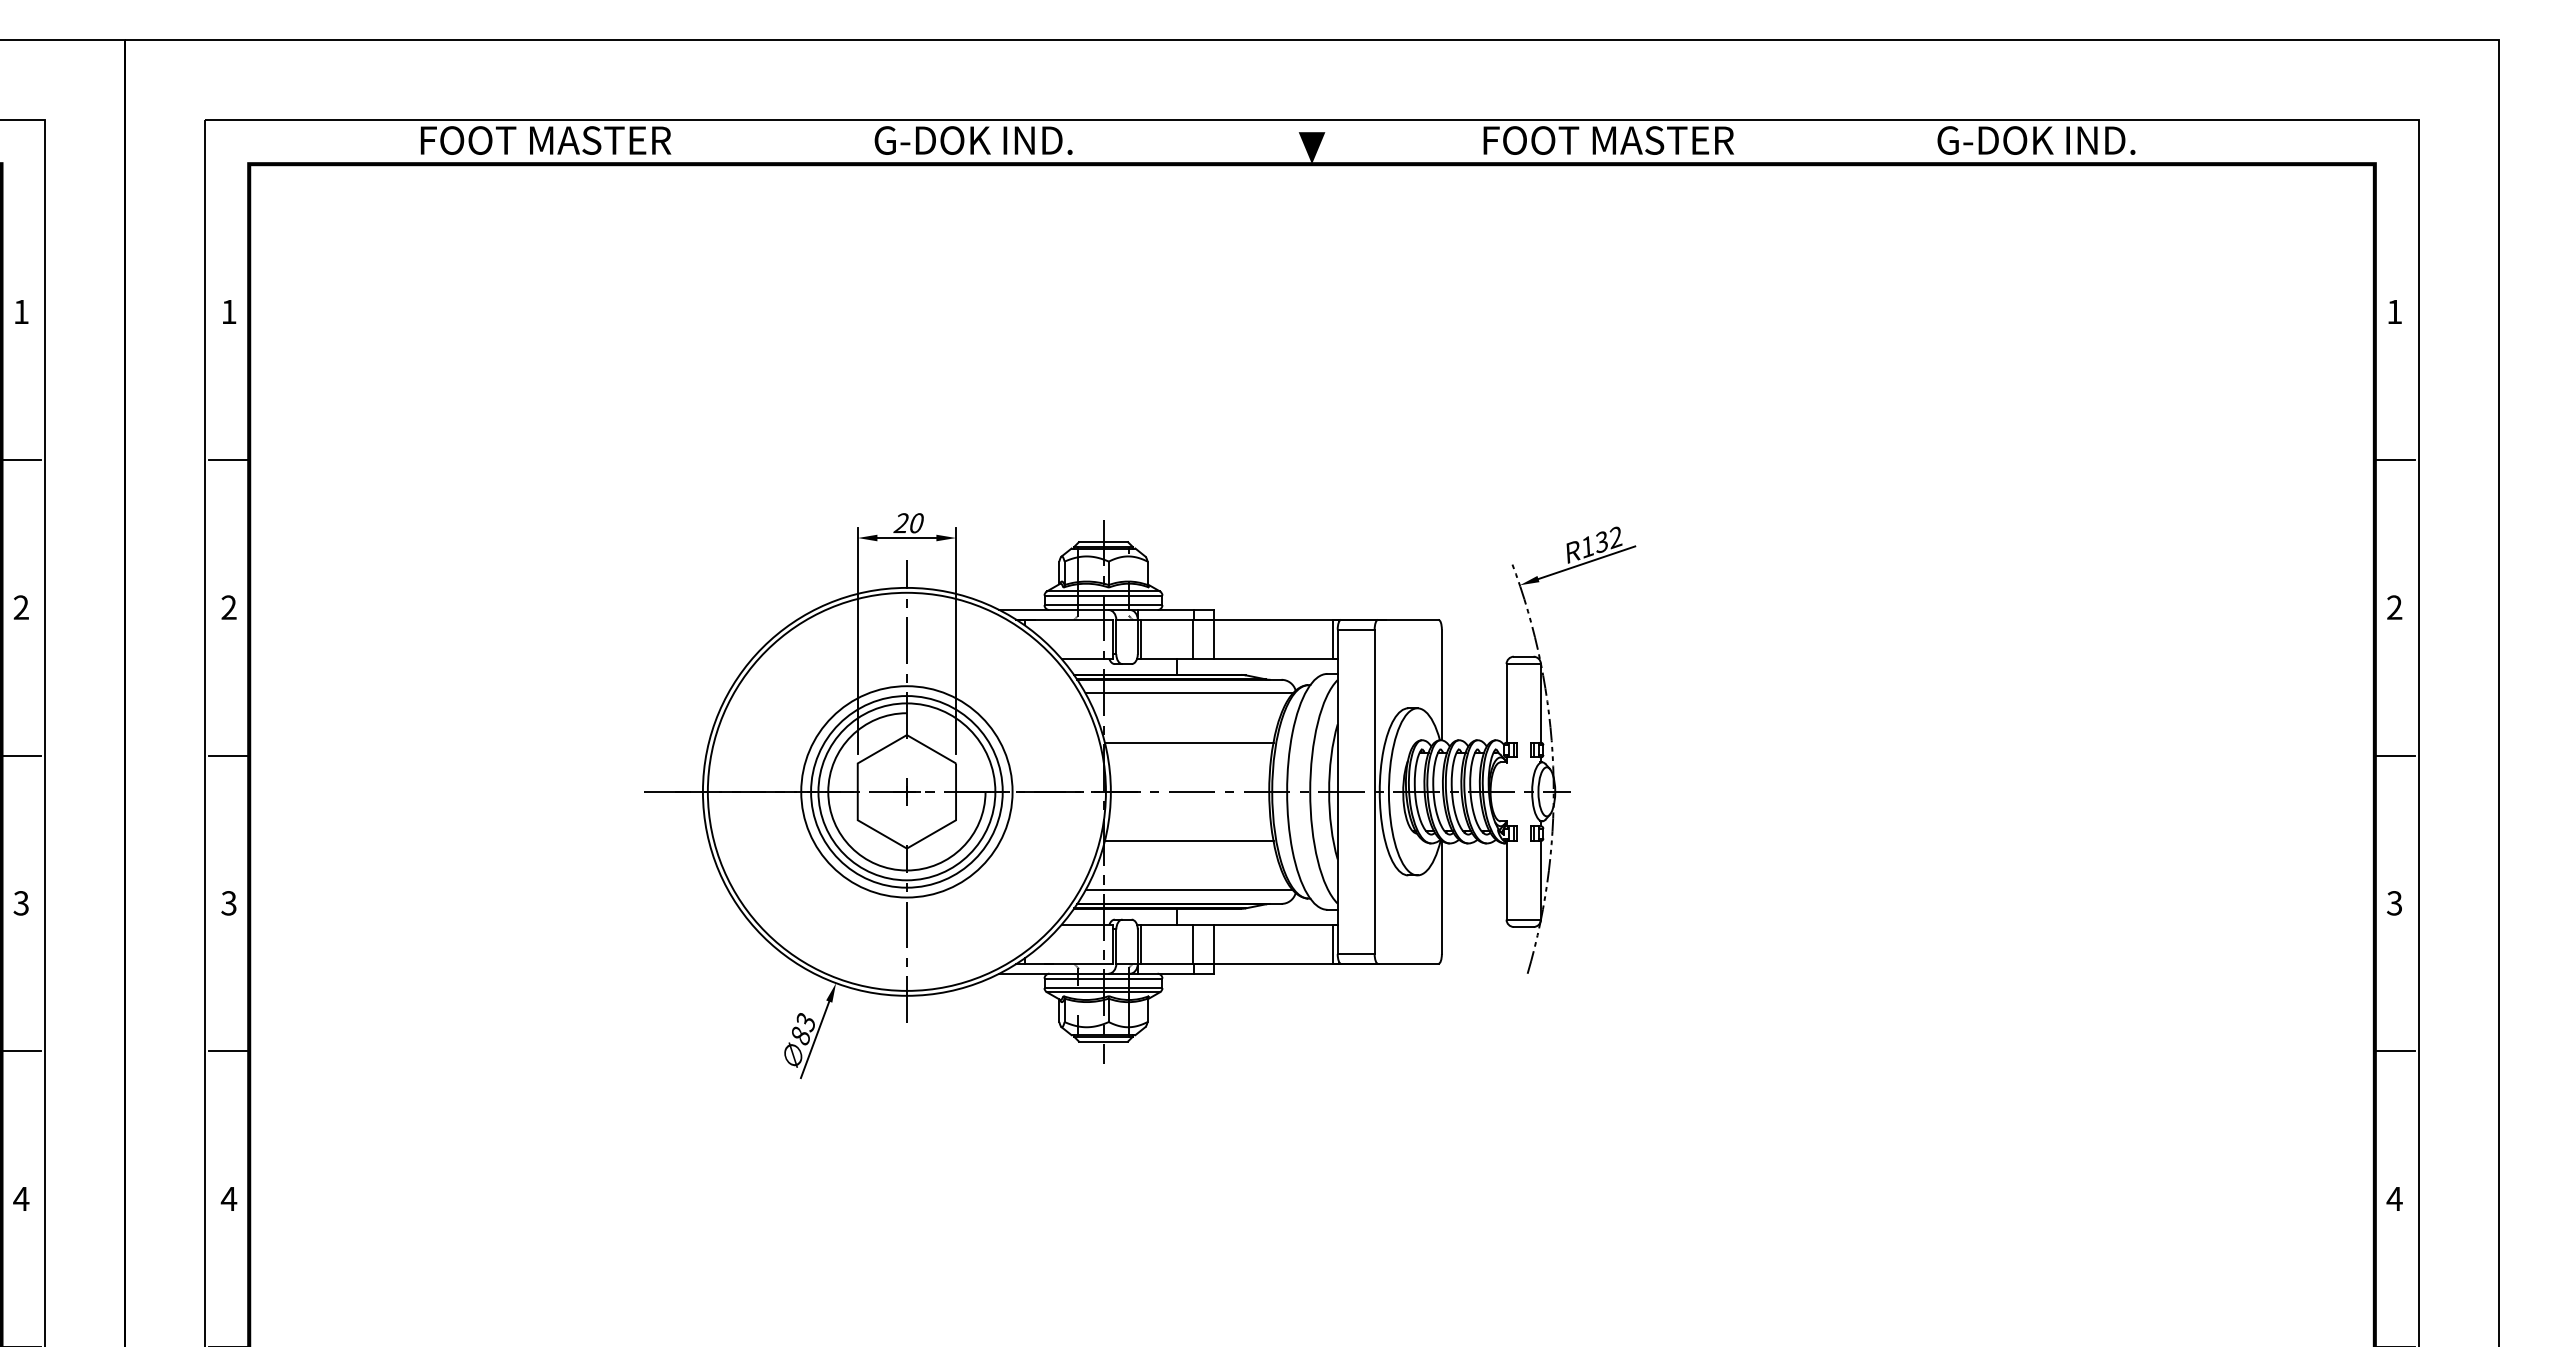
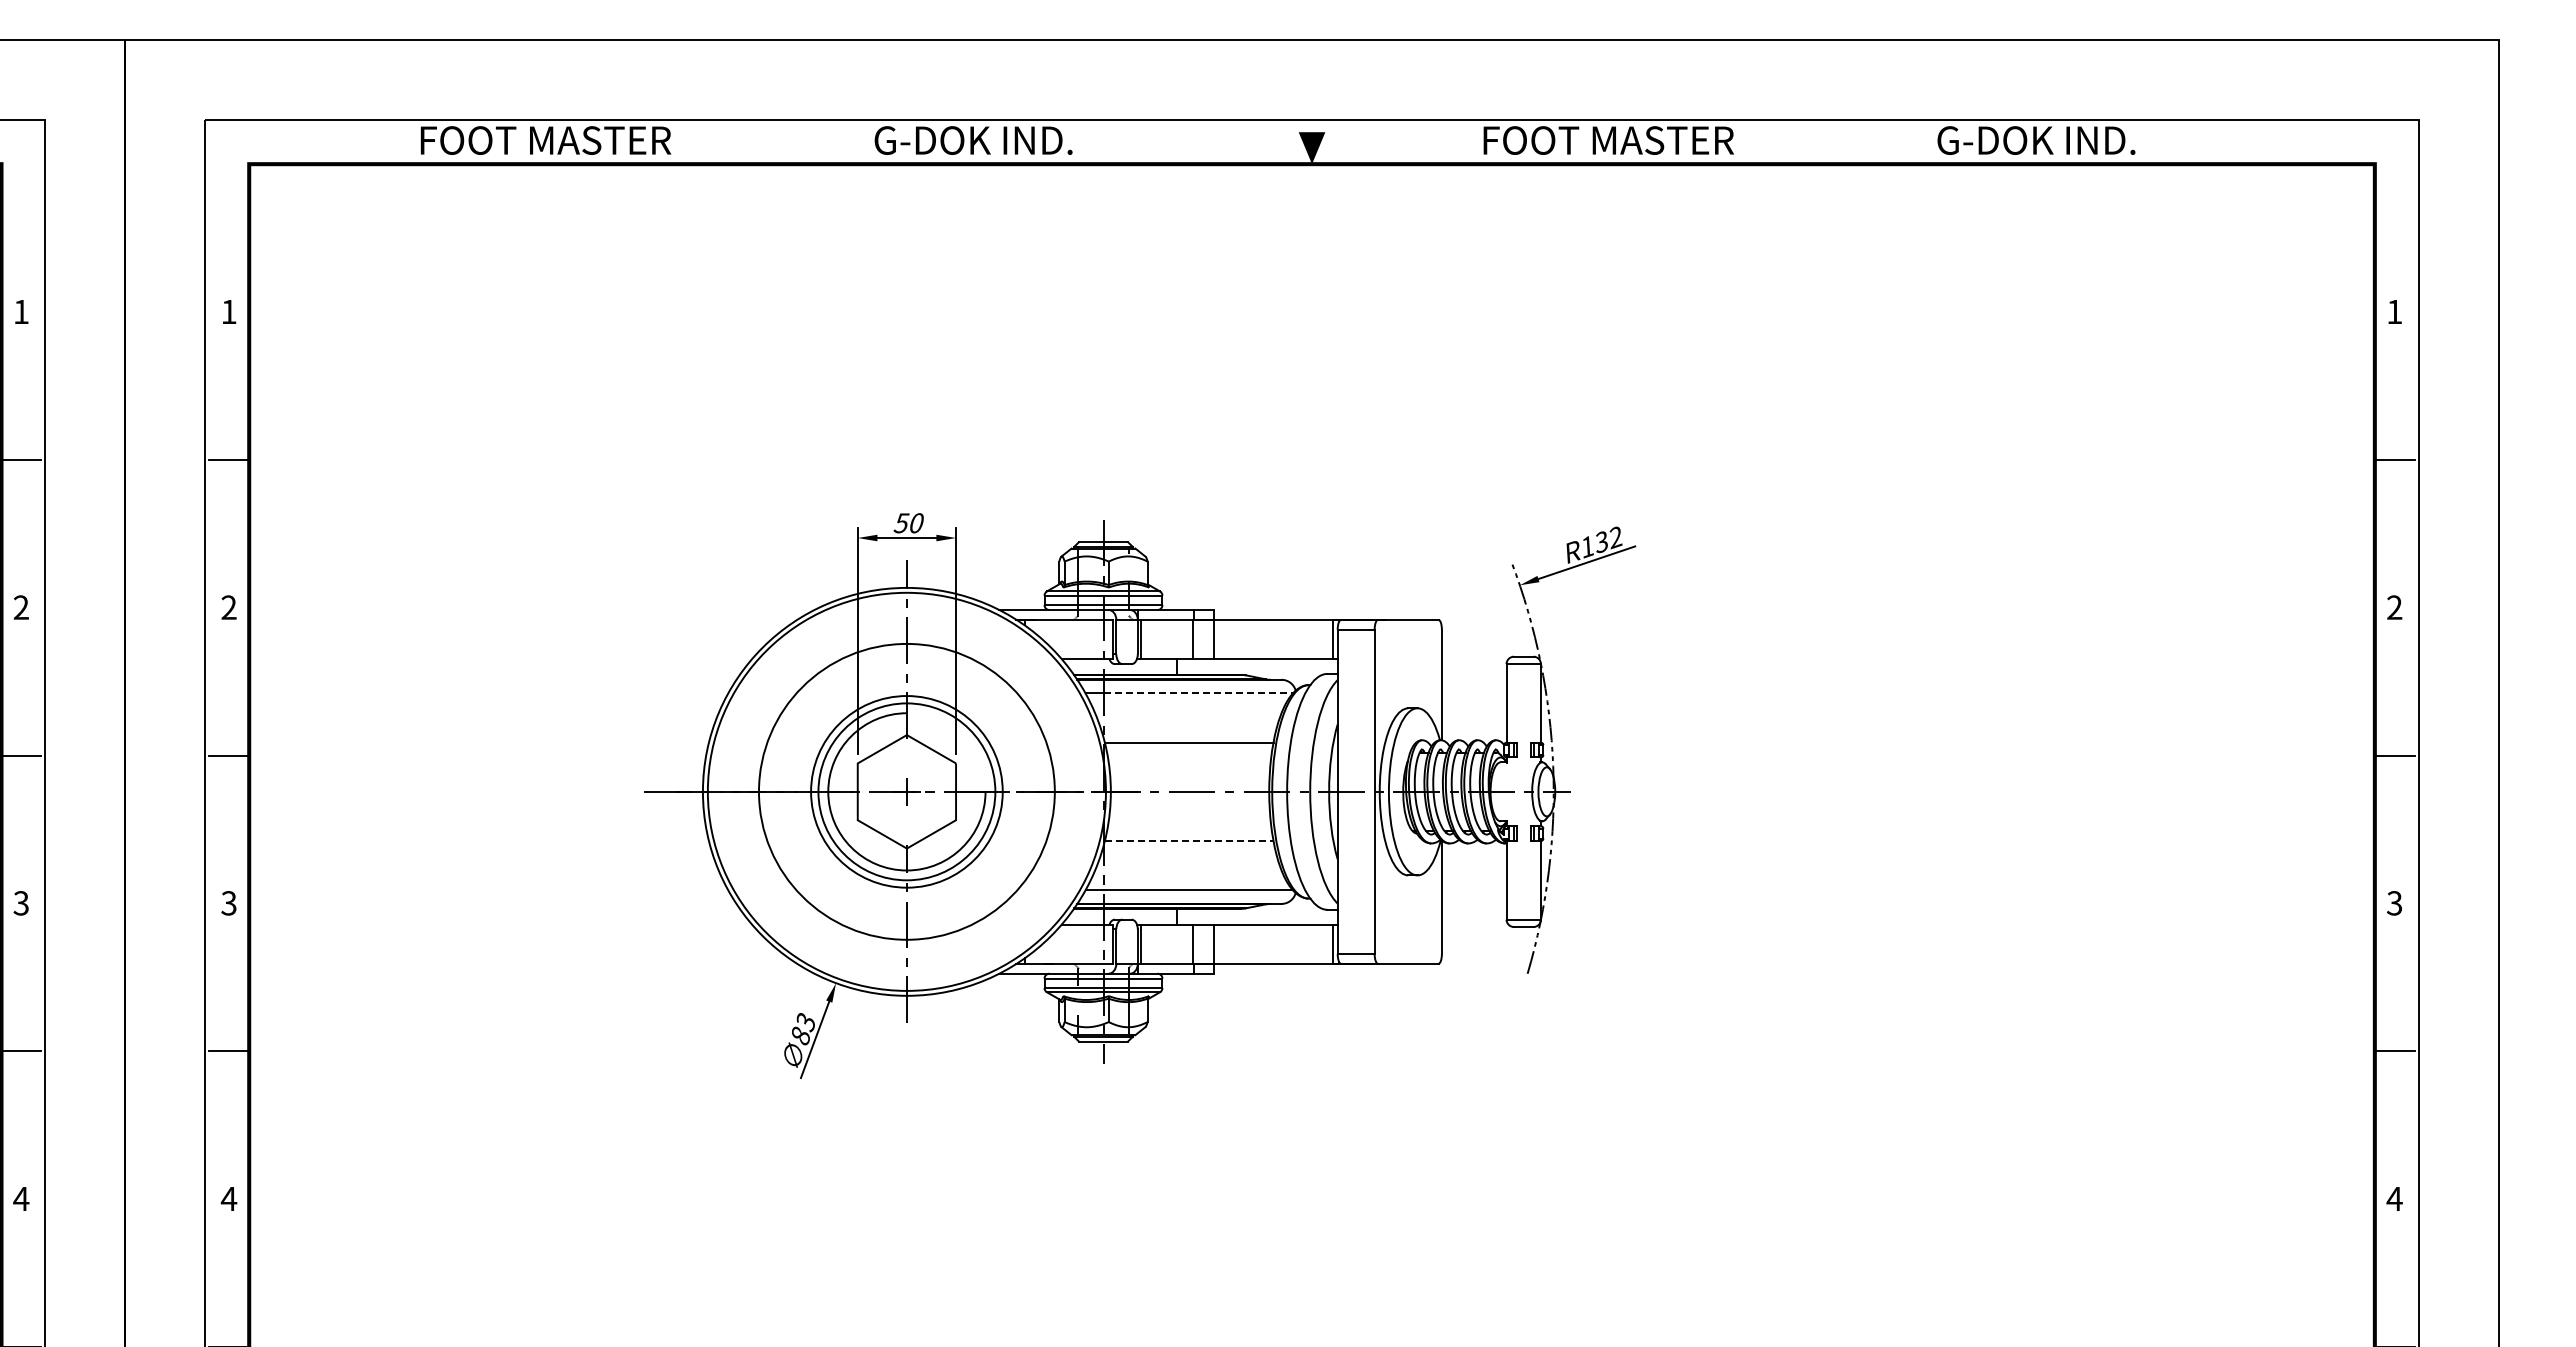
text: 20 -> 50 (901, 523)
line: solid -> dashed (1198, 693)
circle diameter: 211 px -> 296 px (906, 791)
line: solid -> dashed (1189, 841)
